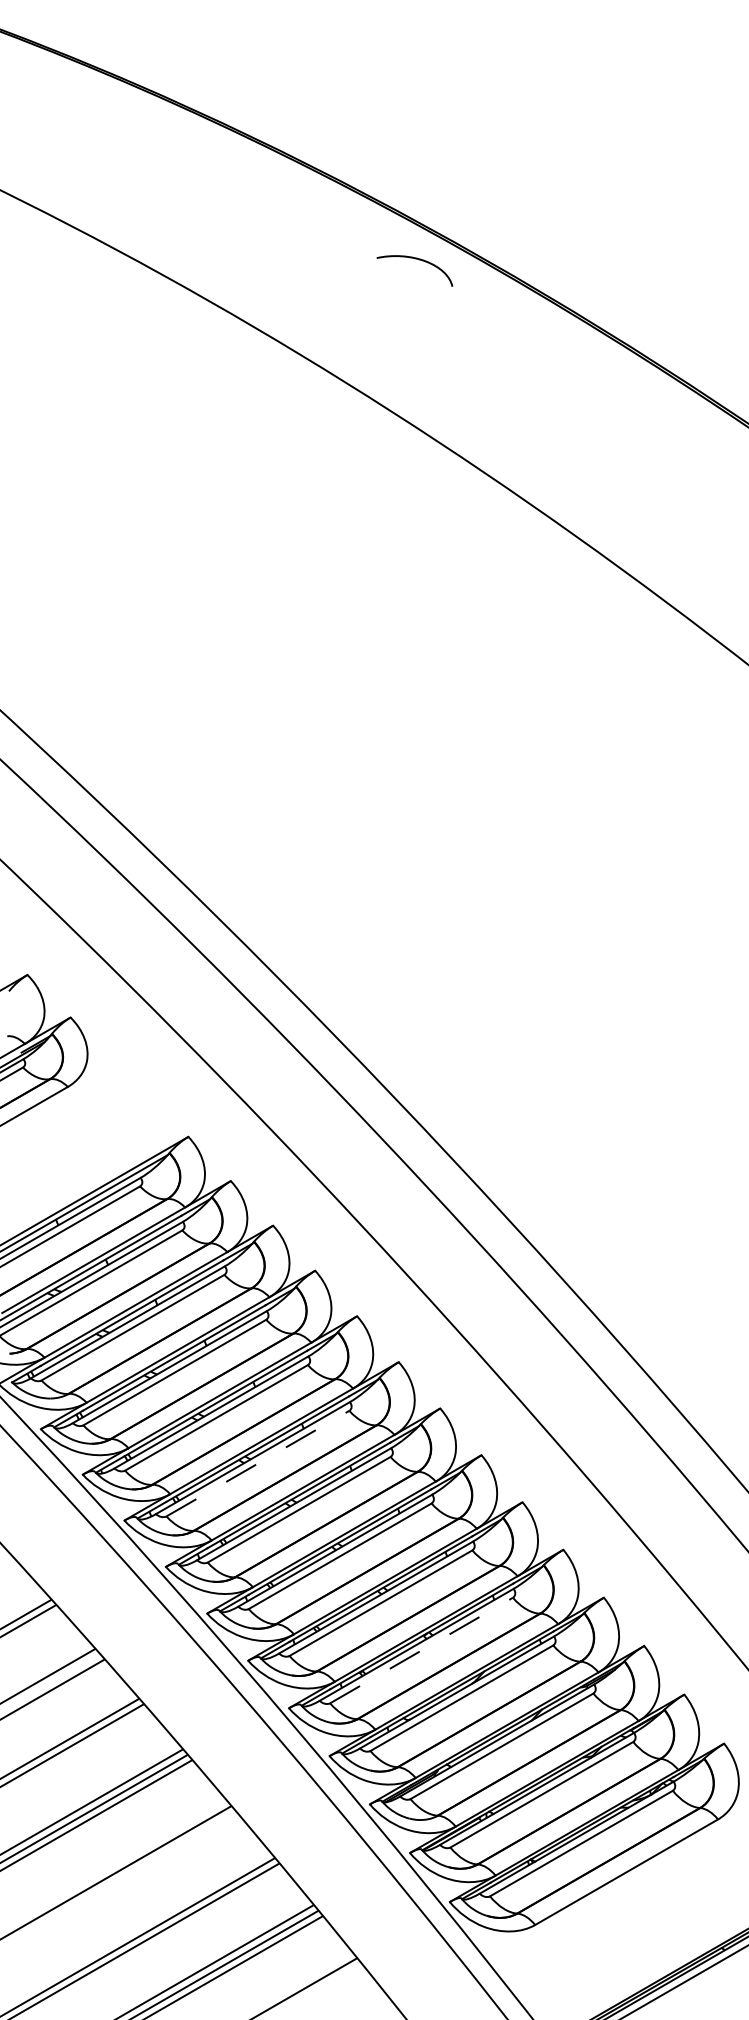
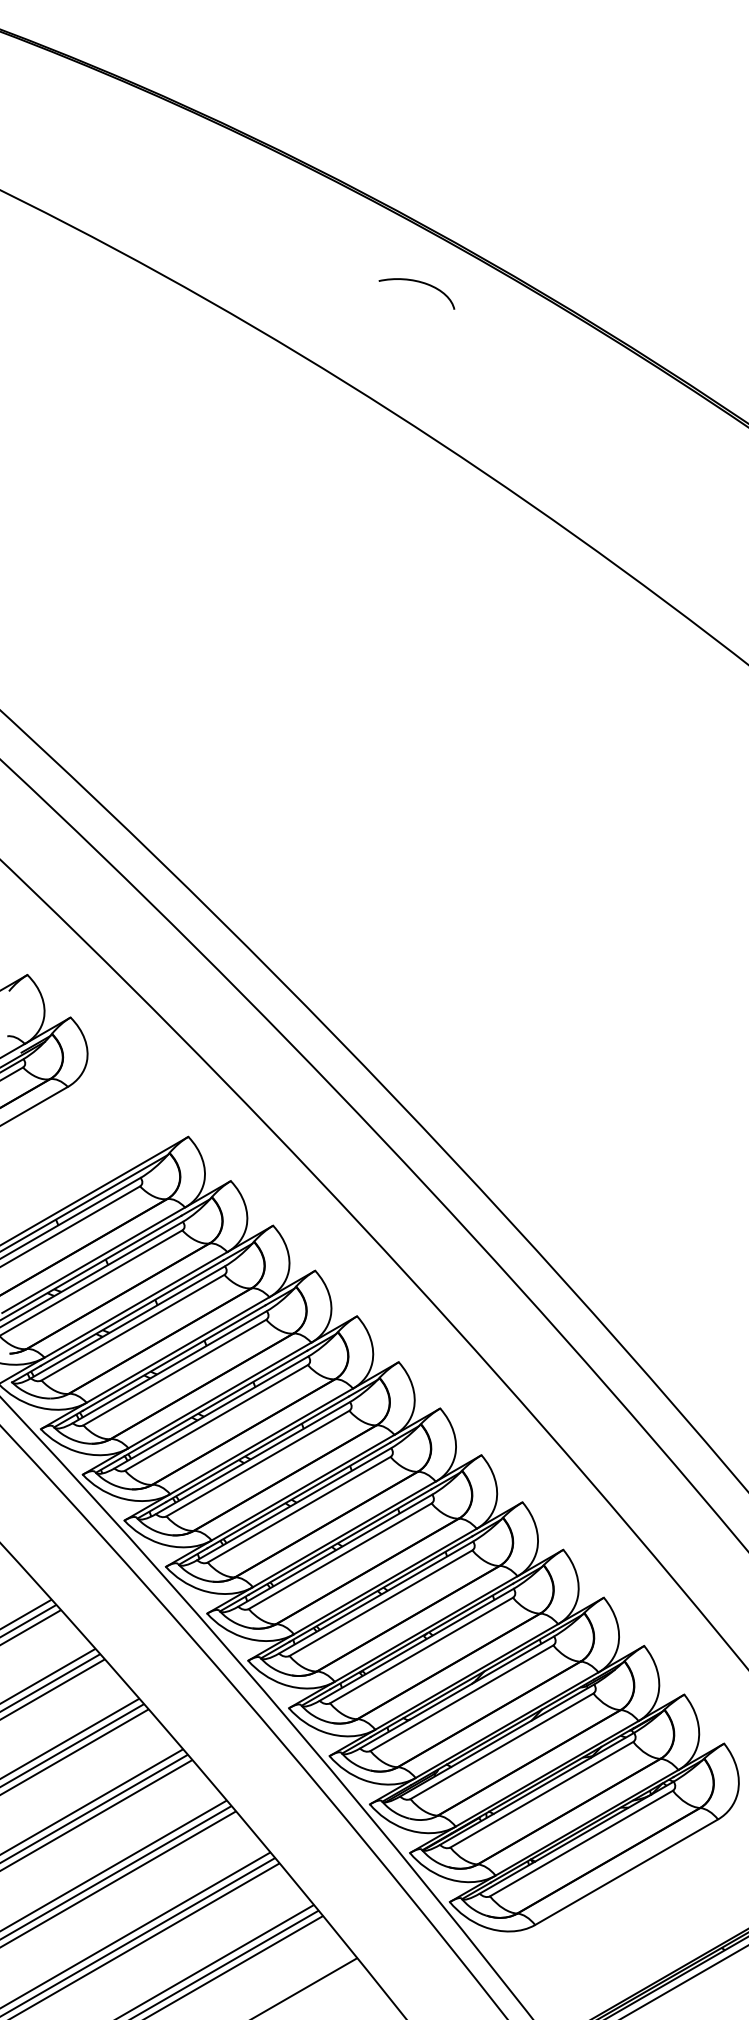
curve position: (415, 259) -> (417, 282) (417, 282)
line: dashed -> solid (257, 1463)
line: none -> present (31, 1626)
line: dashed -> solid (421, 1650)
line: none -> present (50, 1682)
line: none -> present (75, 1751)
line: none -> present (114, 1864)
line: none -> present (118, 1878)
line: none -> present (136, 1929)
